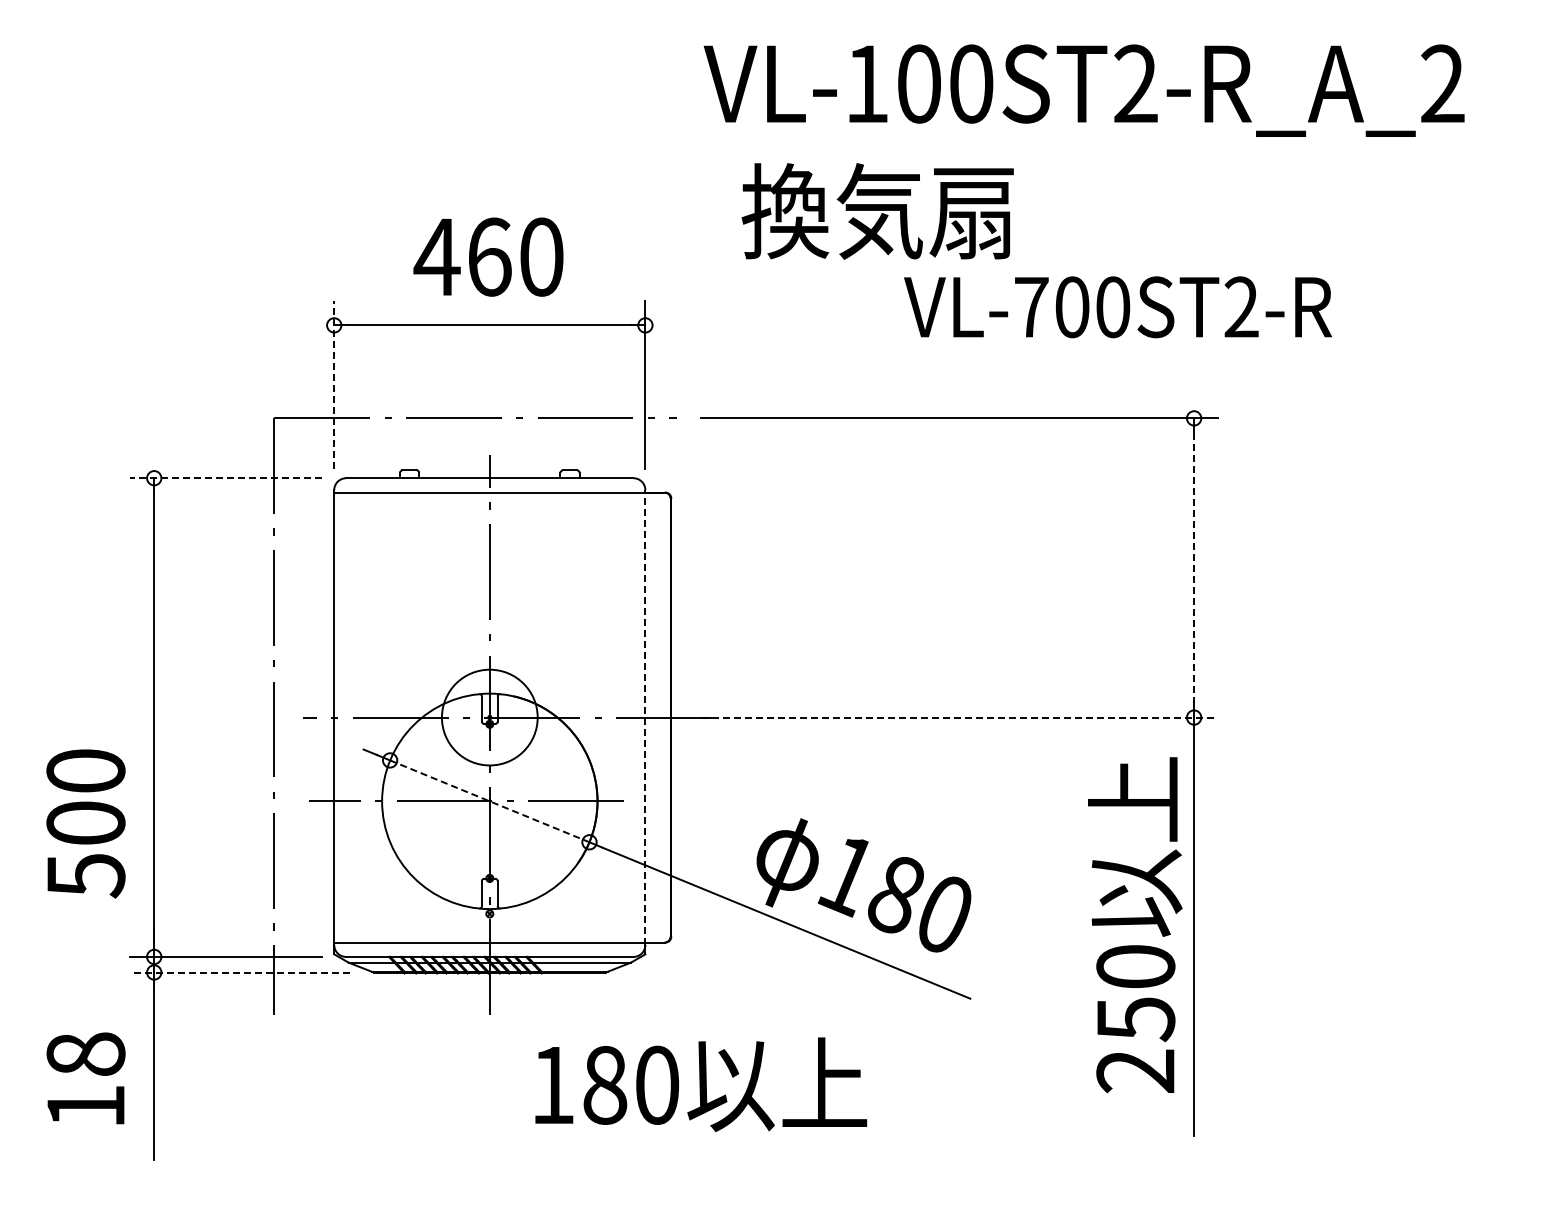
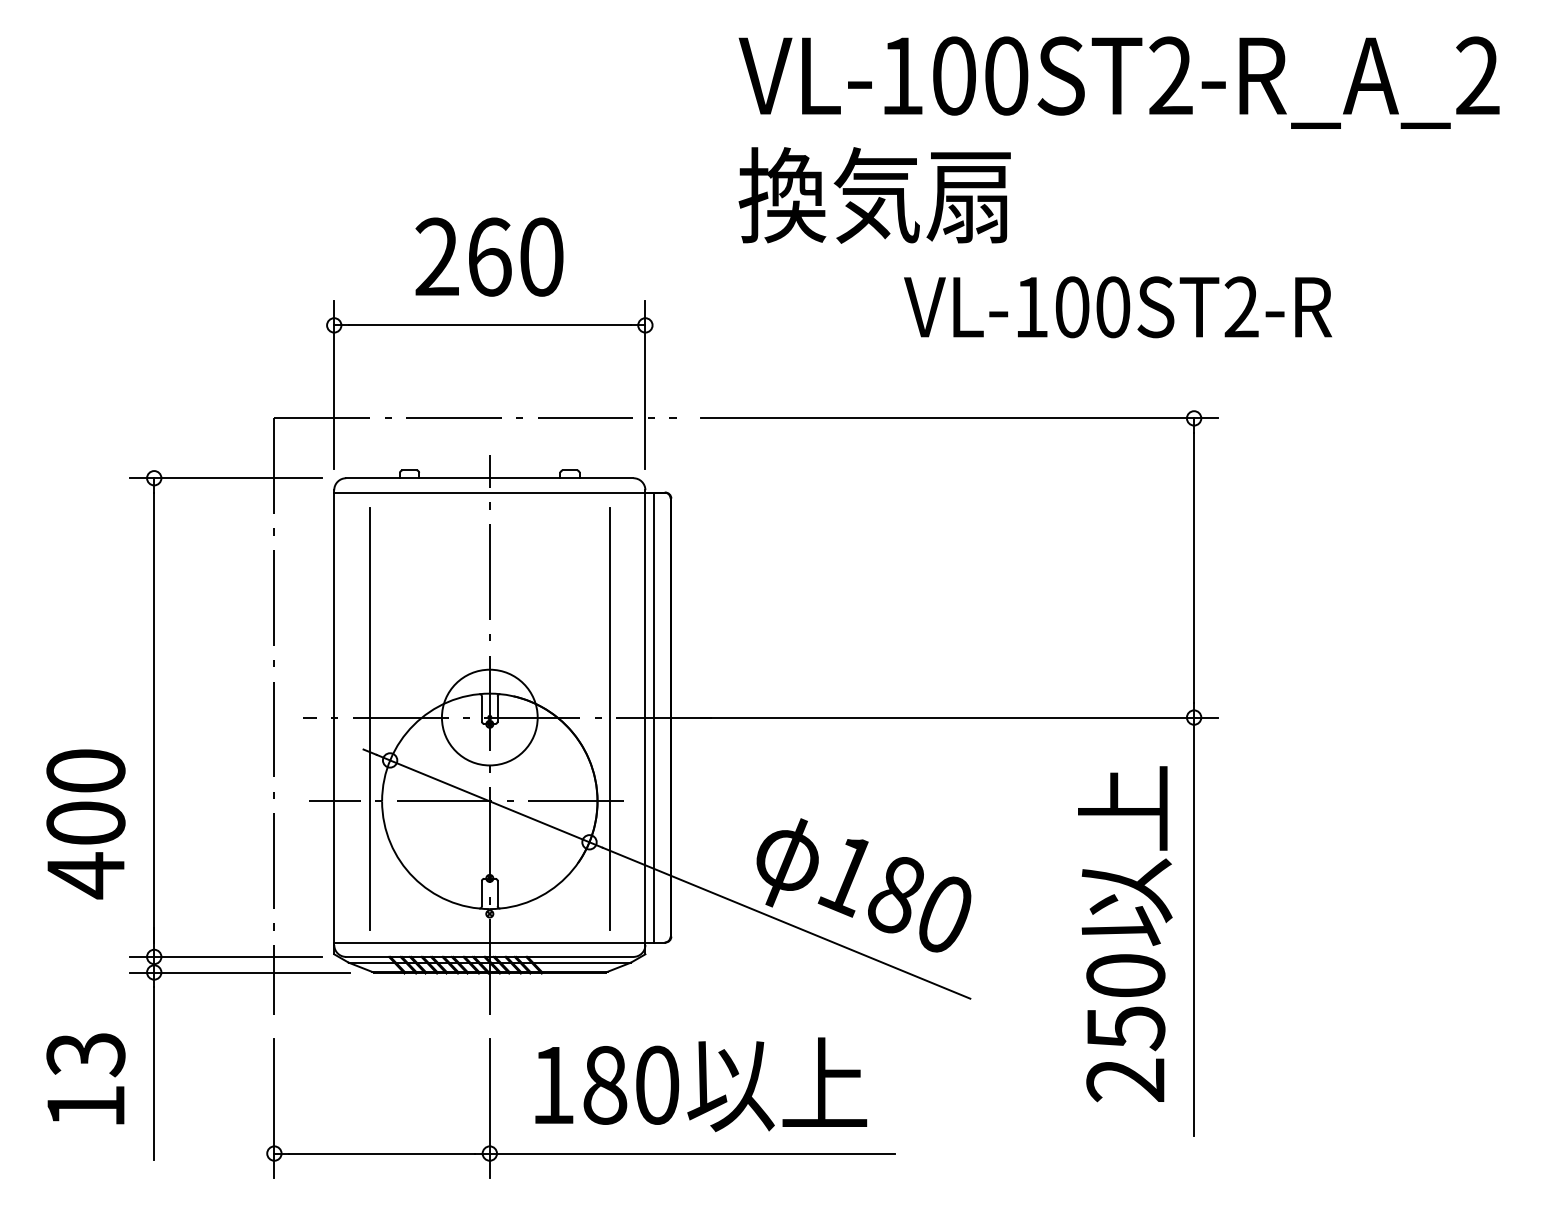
text position: (1083, 90) -> (1118, 82) (1118, 82)
text position: (877, 211) -> (874, 195) (874, 195)
text: 460 -> 260 (436, 256)
text: VL-700ST2-R -> VL-100ST2-R (1031, 307)
line: dashed -> solid (334, 385)
line: dashed -> solid (226, 478)
line: dashed -> solid (1194, 568)
line: dashed -> solid (645, 717)
line: none -> present (653, 717)
line: dashed -> solid (959, 717)
line: none -> present (370, 718)
line: none -> present (609, 718)
line: dashed -> solid (489, 801)
text: 500 -> 400 (86, 875)
text position: (1135, 925) -> (1125, 934) (1125, 934)
line: dashed -> solid (240, 972)
text: 18 -> 13 (85, 1054)
part: none -> present (580, 1153)
